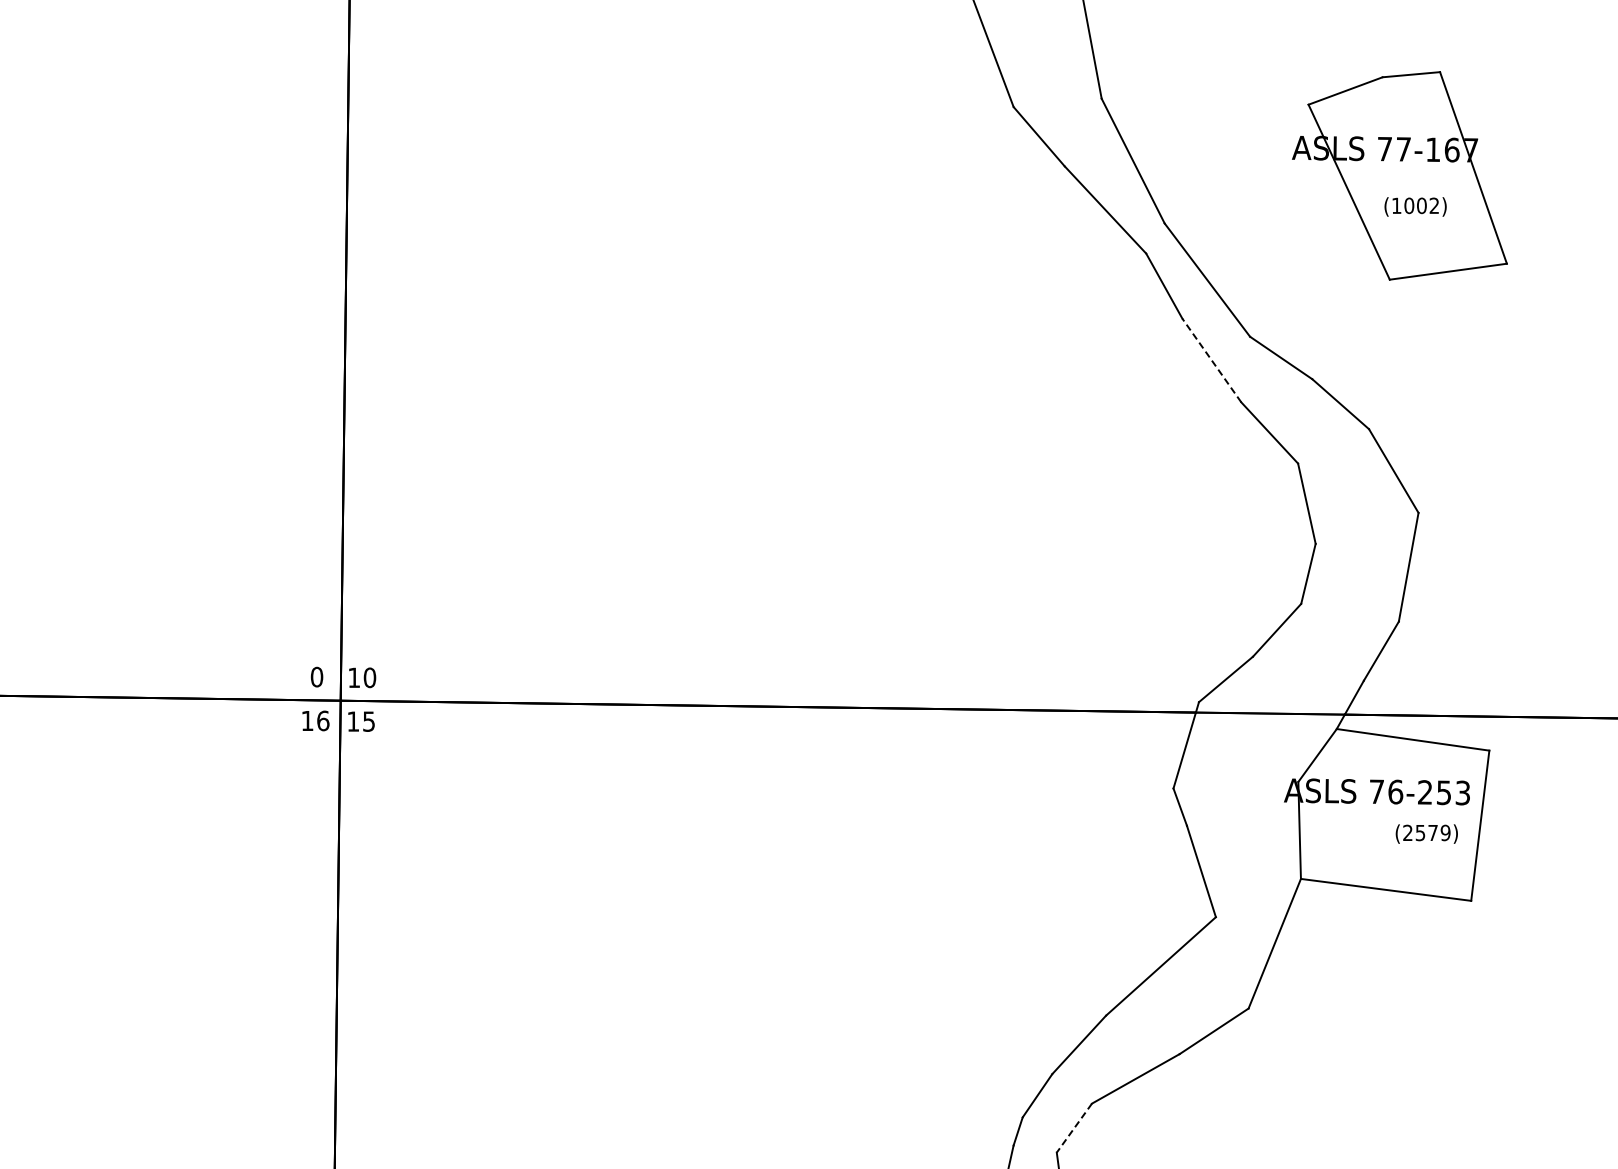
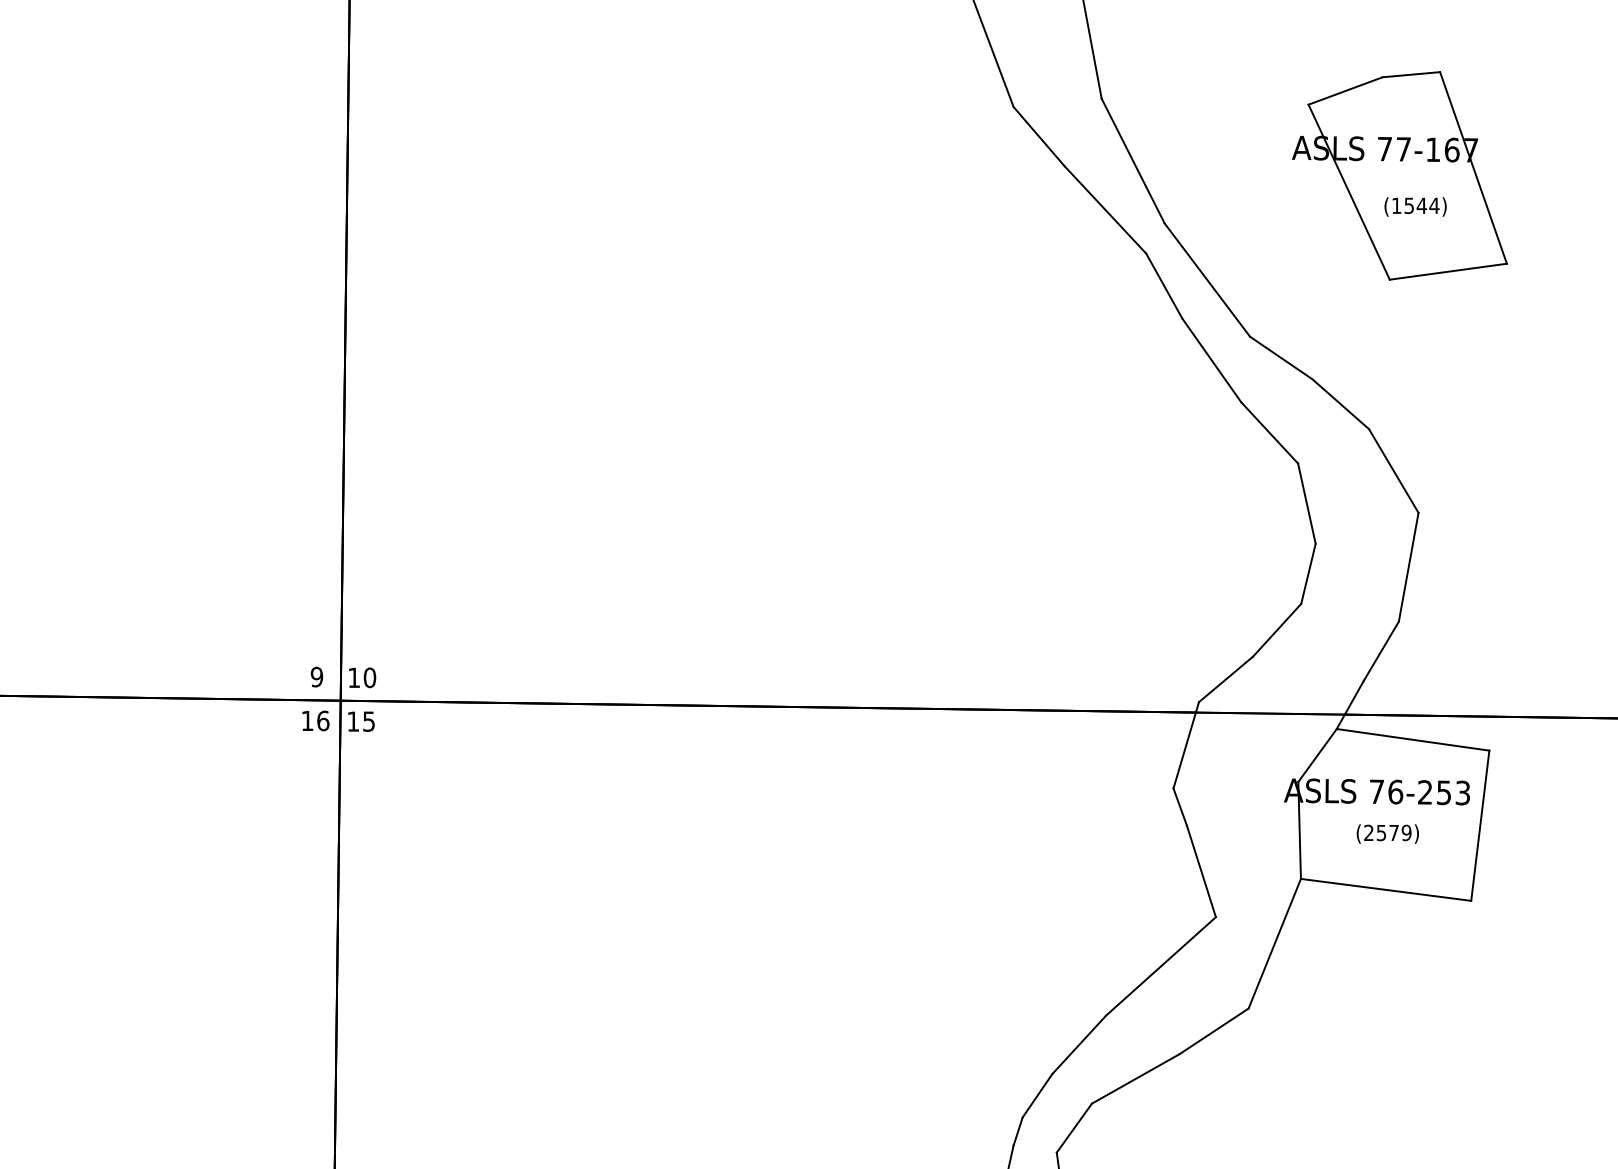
text: (1002) -> (1544) (1421, 205)
line: dashed -> solid (1211, 360)
text: 0 -> 9 (316, 677)
text position: (1426, 833) -> (1387, 833) (1387, 833)
line: dashed -> solid (1074, 1128)
